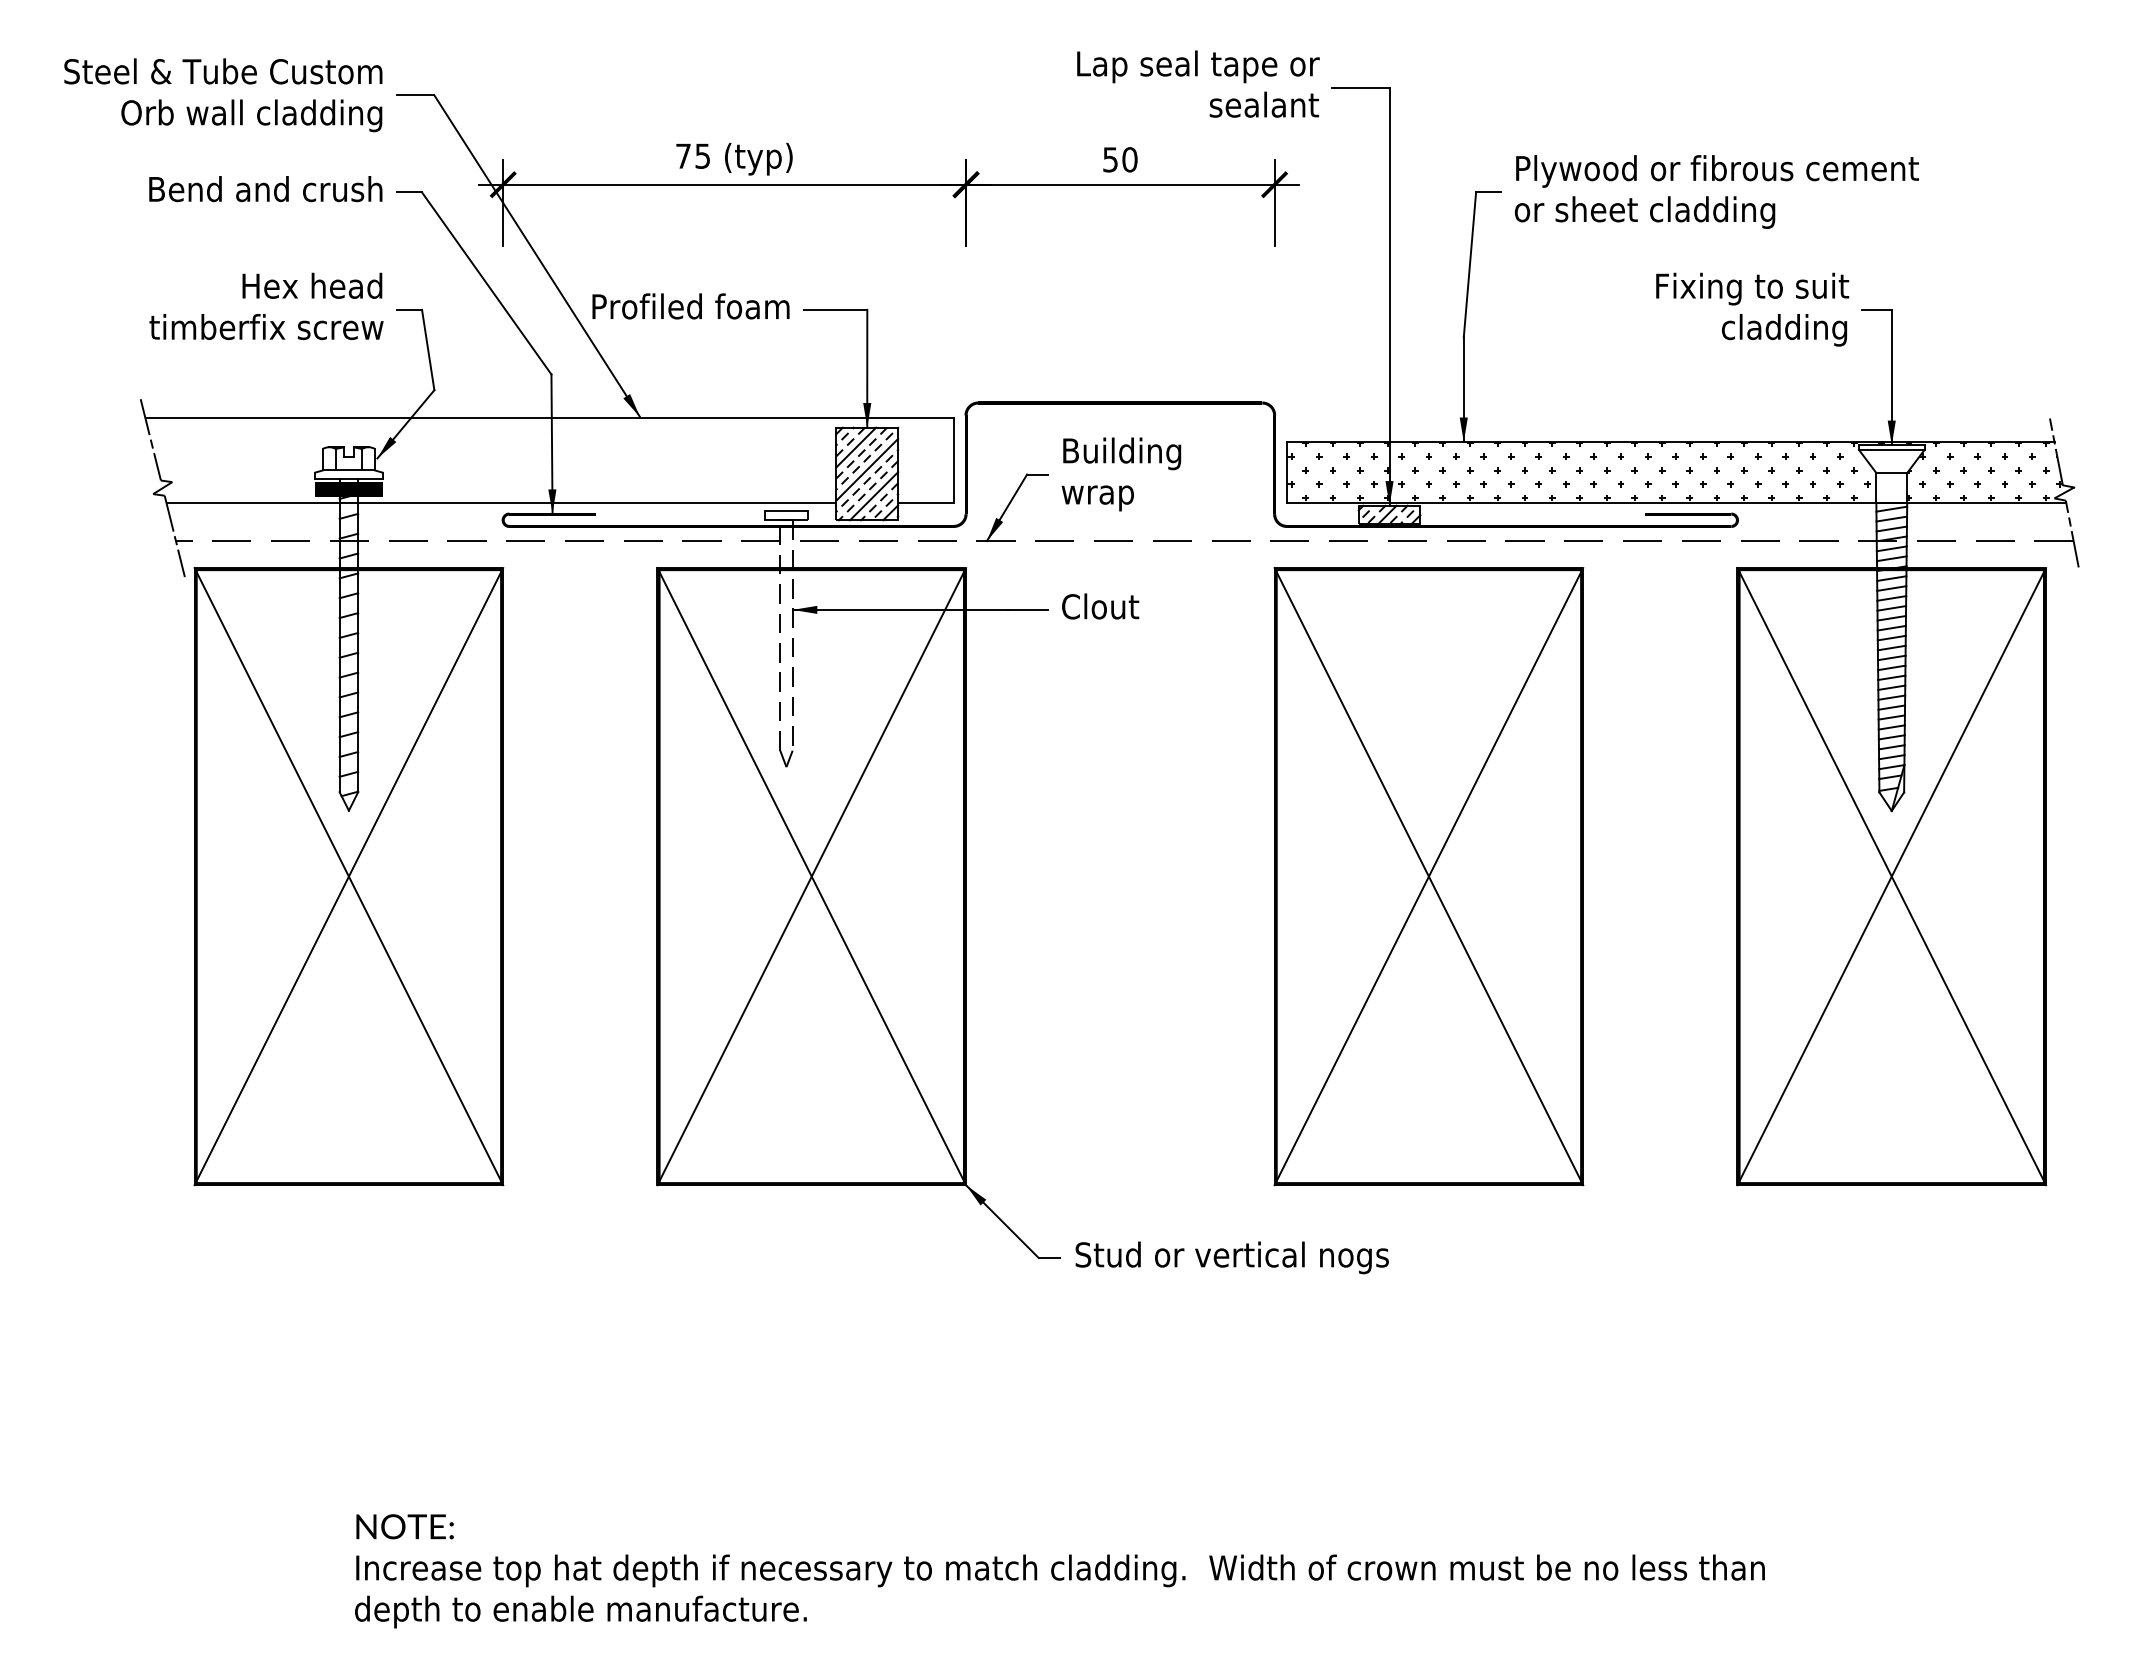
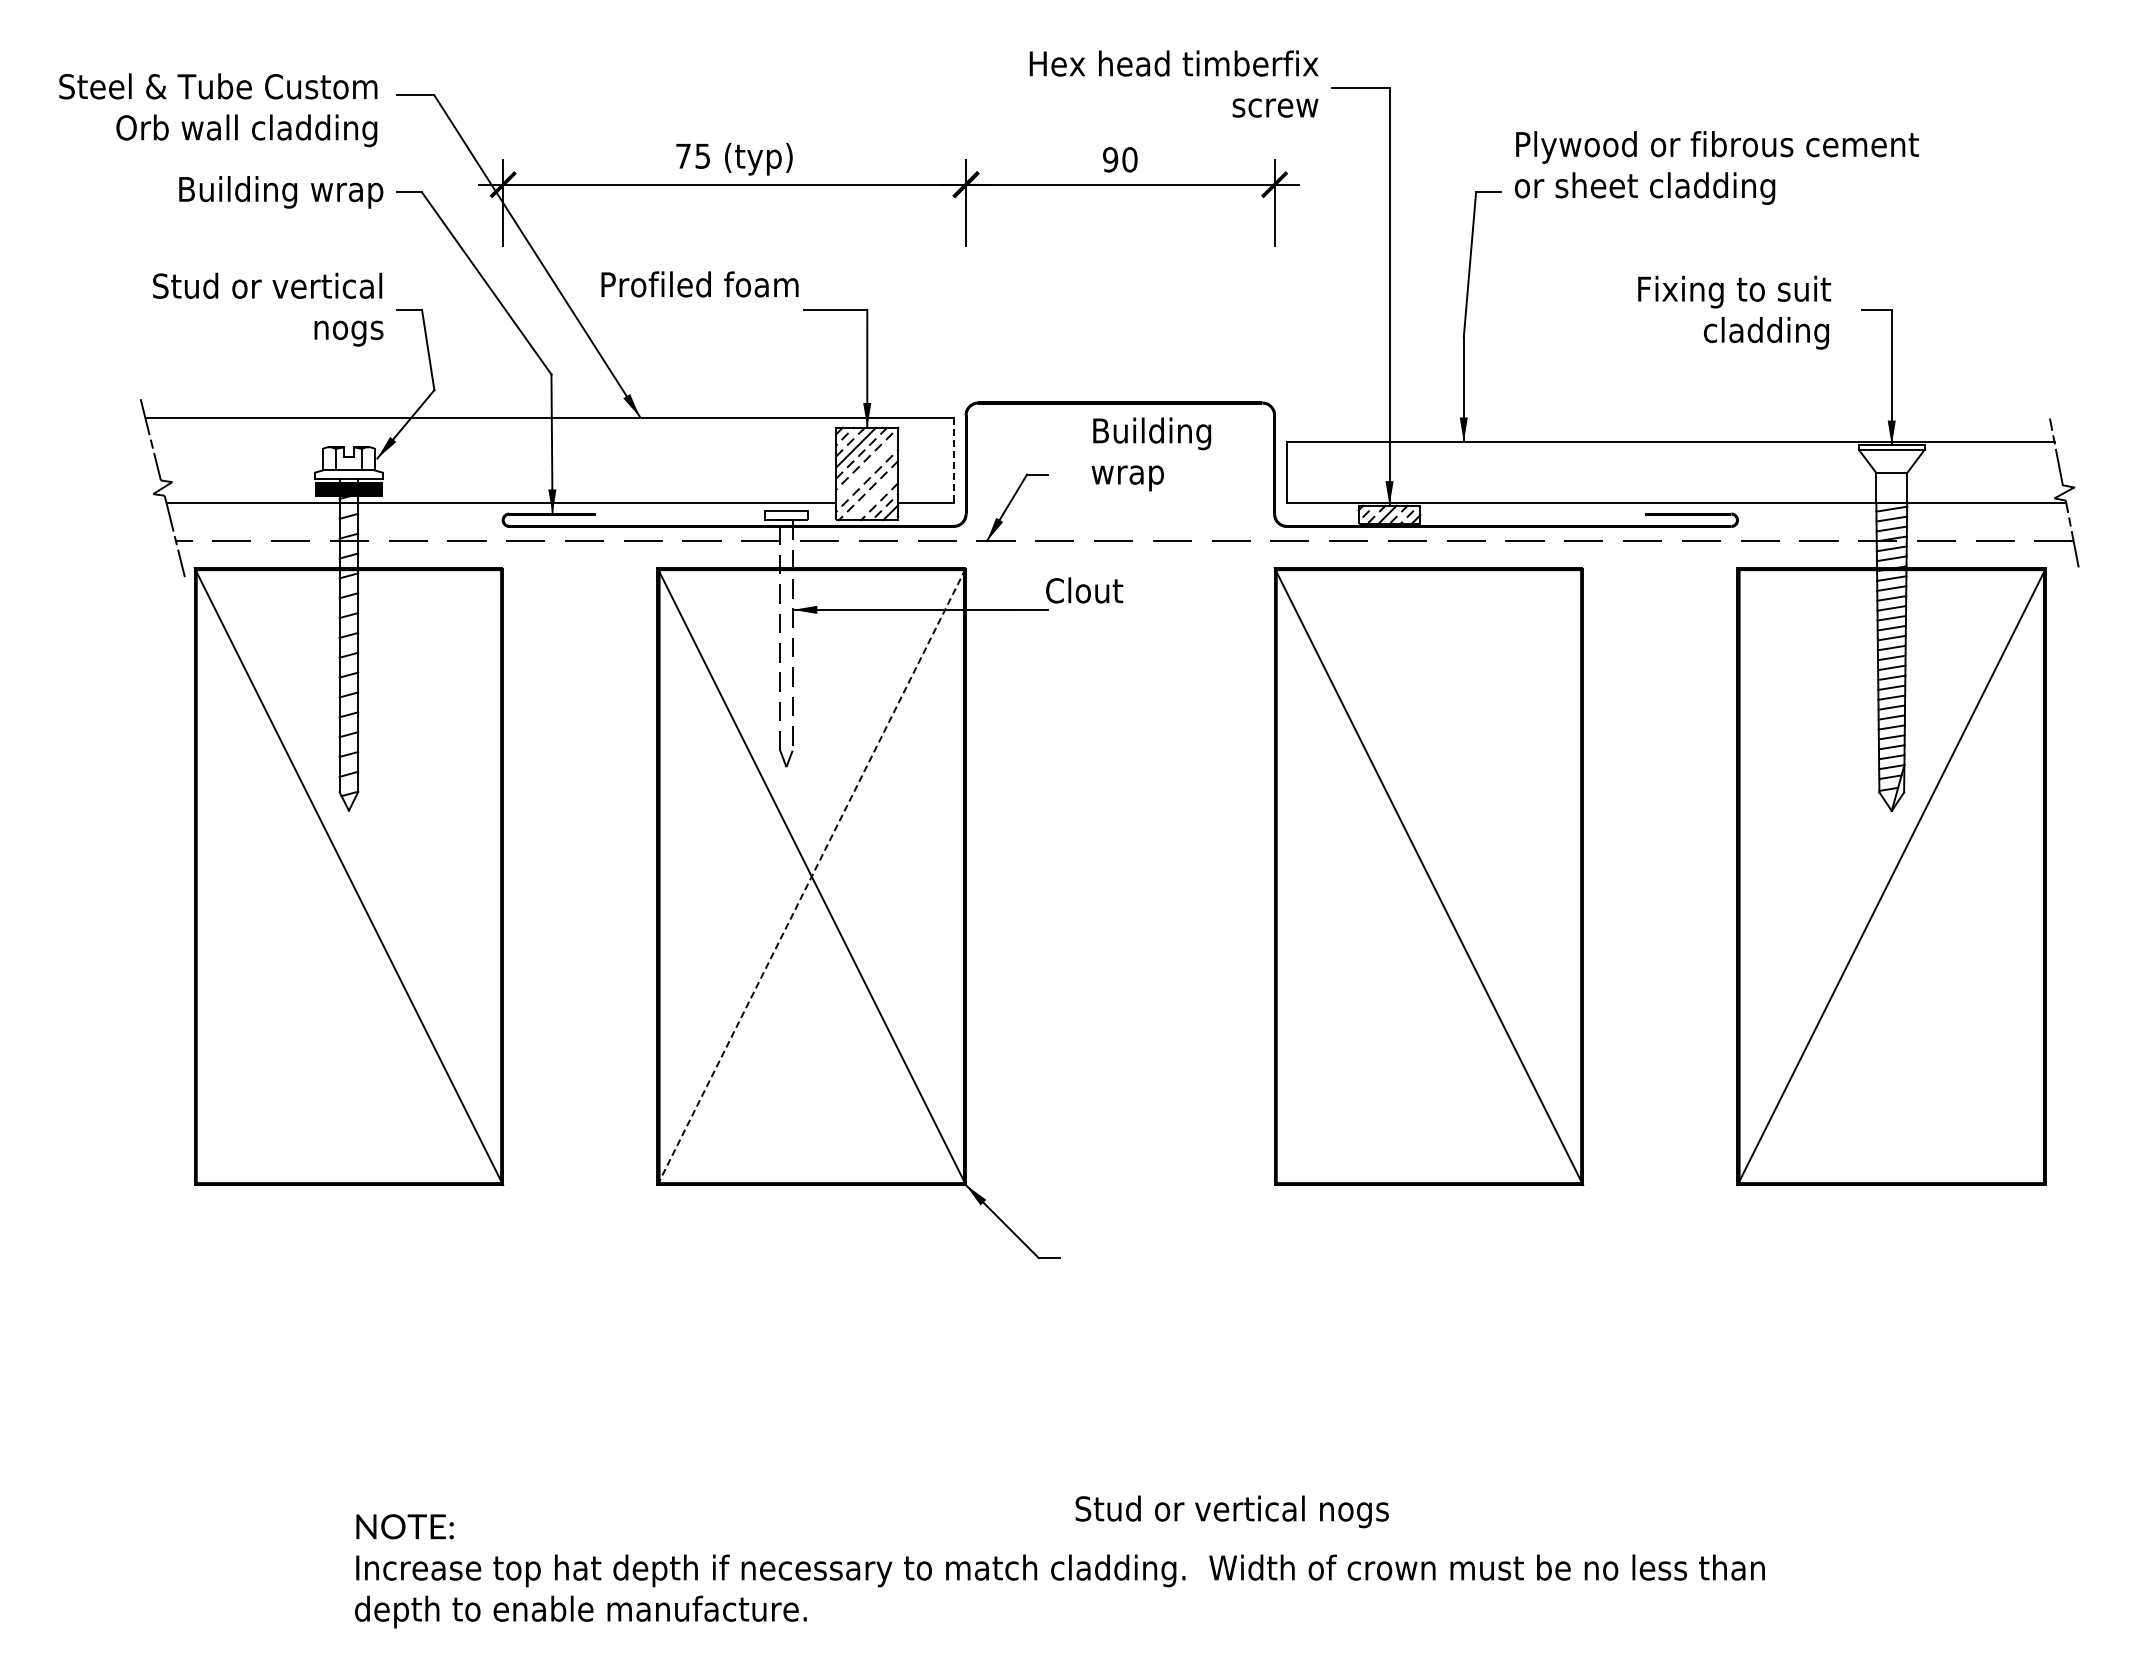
text: Lap seal tape or sealant -> Hex head timberfix screw (1174, 83)
text position: (223, 95) -> (218, 110) (218, 110)
text: 50 -> 90 (1110, 159)
text position: (1716, 191) -> (1716, 167) (1716, 167)
text: Bend and crush -> Building wrap (266, 192)
text position: (690, 306) -> (699, 284) (699, 284)
text: Hex head timberfix screw -> Stud or vertical nogs (266, 309)
text position: (1752, 309) -> (1734, 312) (1734, 312)
line: solid -> dashed (953, 460)
line: present -> none (867, 469)
hatch: present -> none (1675, 471)
text position: (1121, 474) -> (1151, 454) (1151, 454)
line: present -> none (874, 496)
text position: (1100, 606) -> (1084, 590) (1084, 590)
line: present -> none (348, 876)
line: solid -> dashed (811, 876)
line: present -> none (1428, 876)
line: present -> none (1891, 876)
text position: (1231, 1257) -> (1231, 1511) (1231, 1511)
